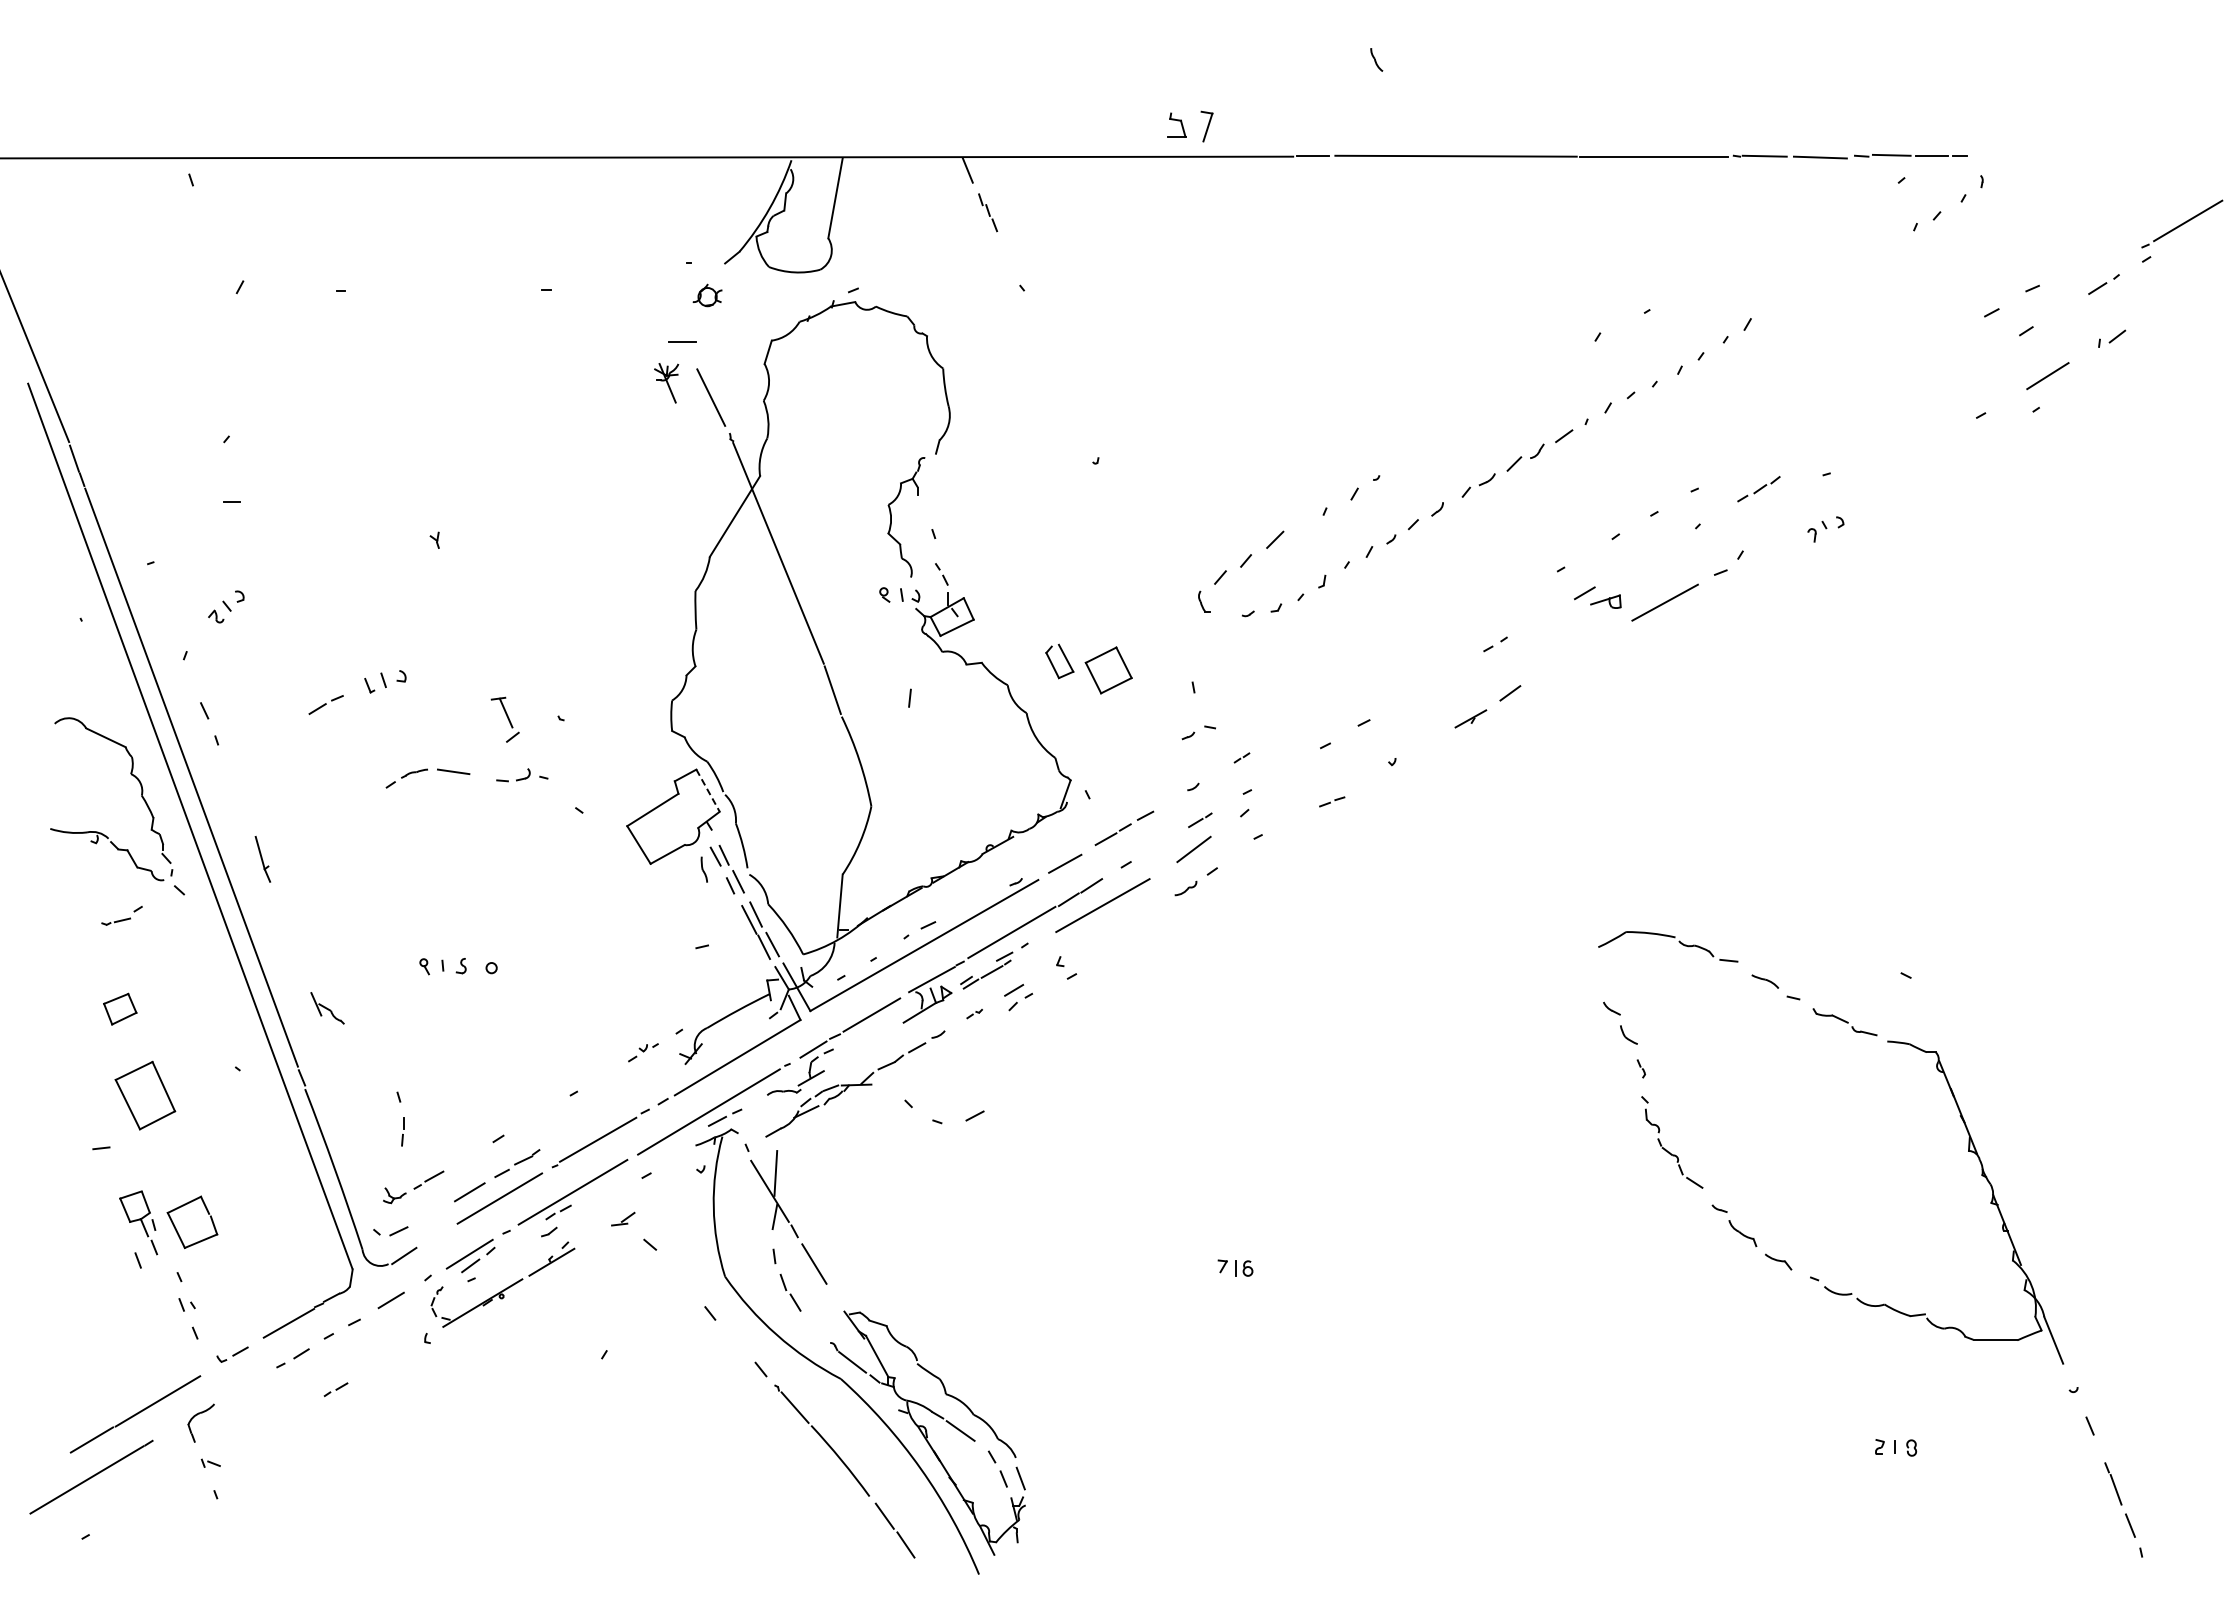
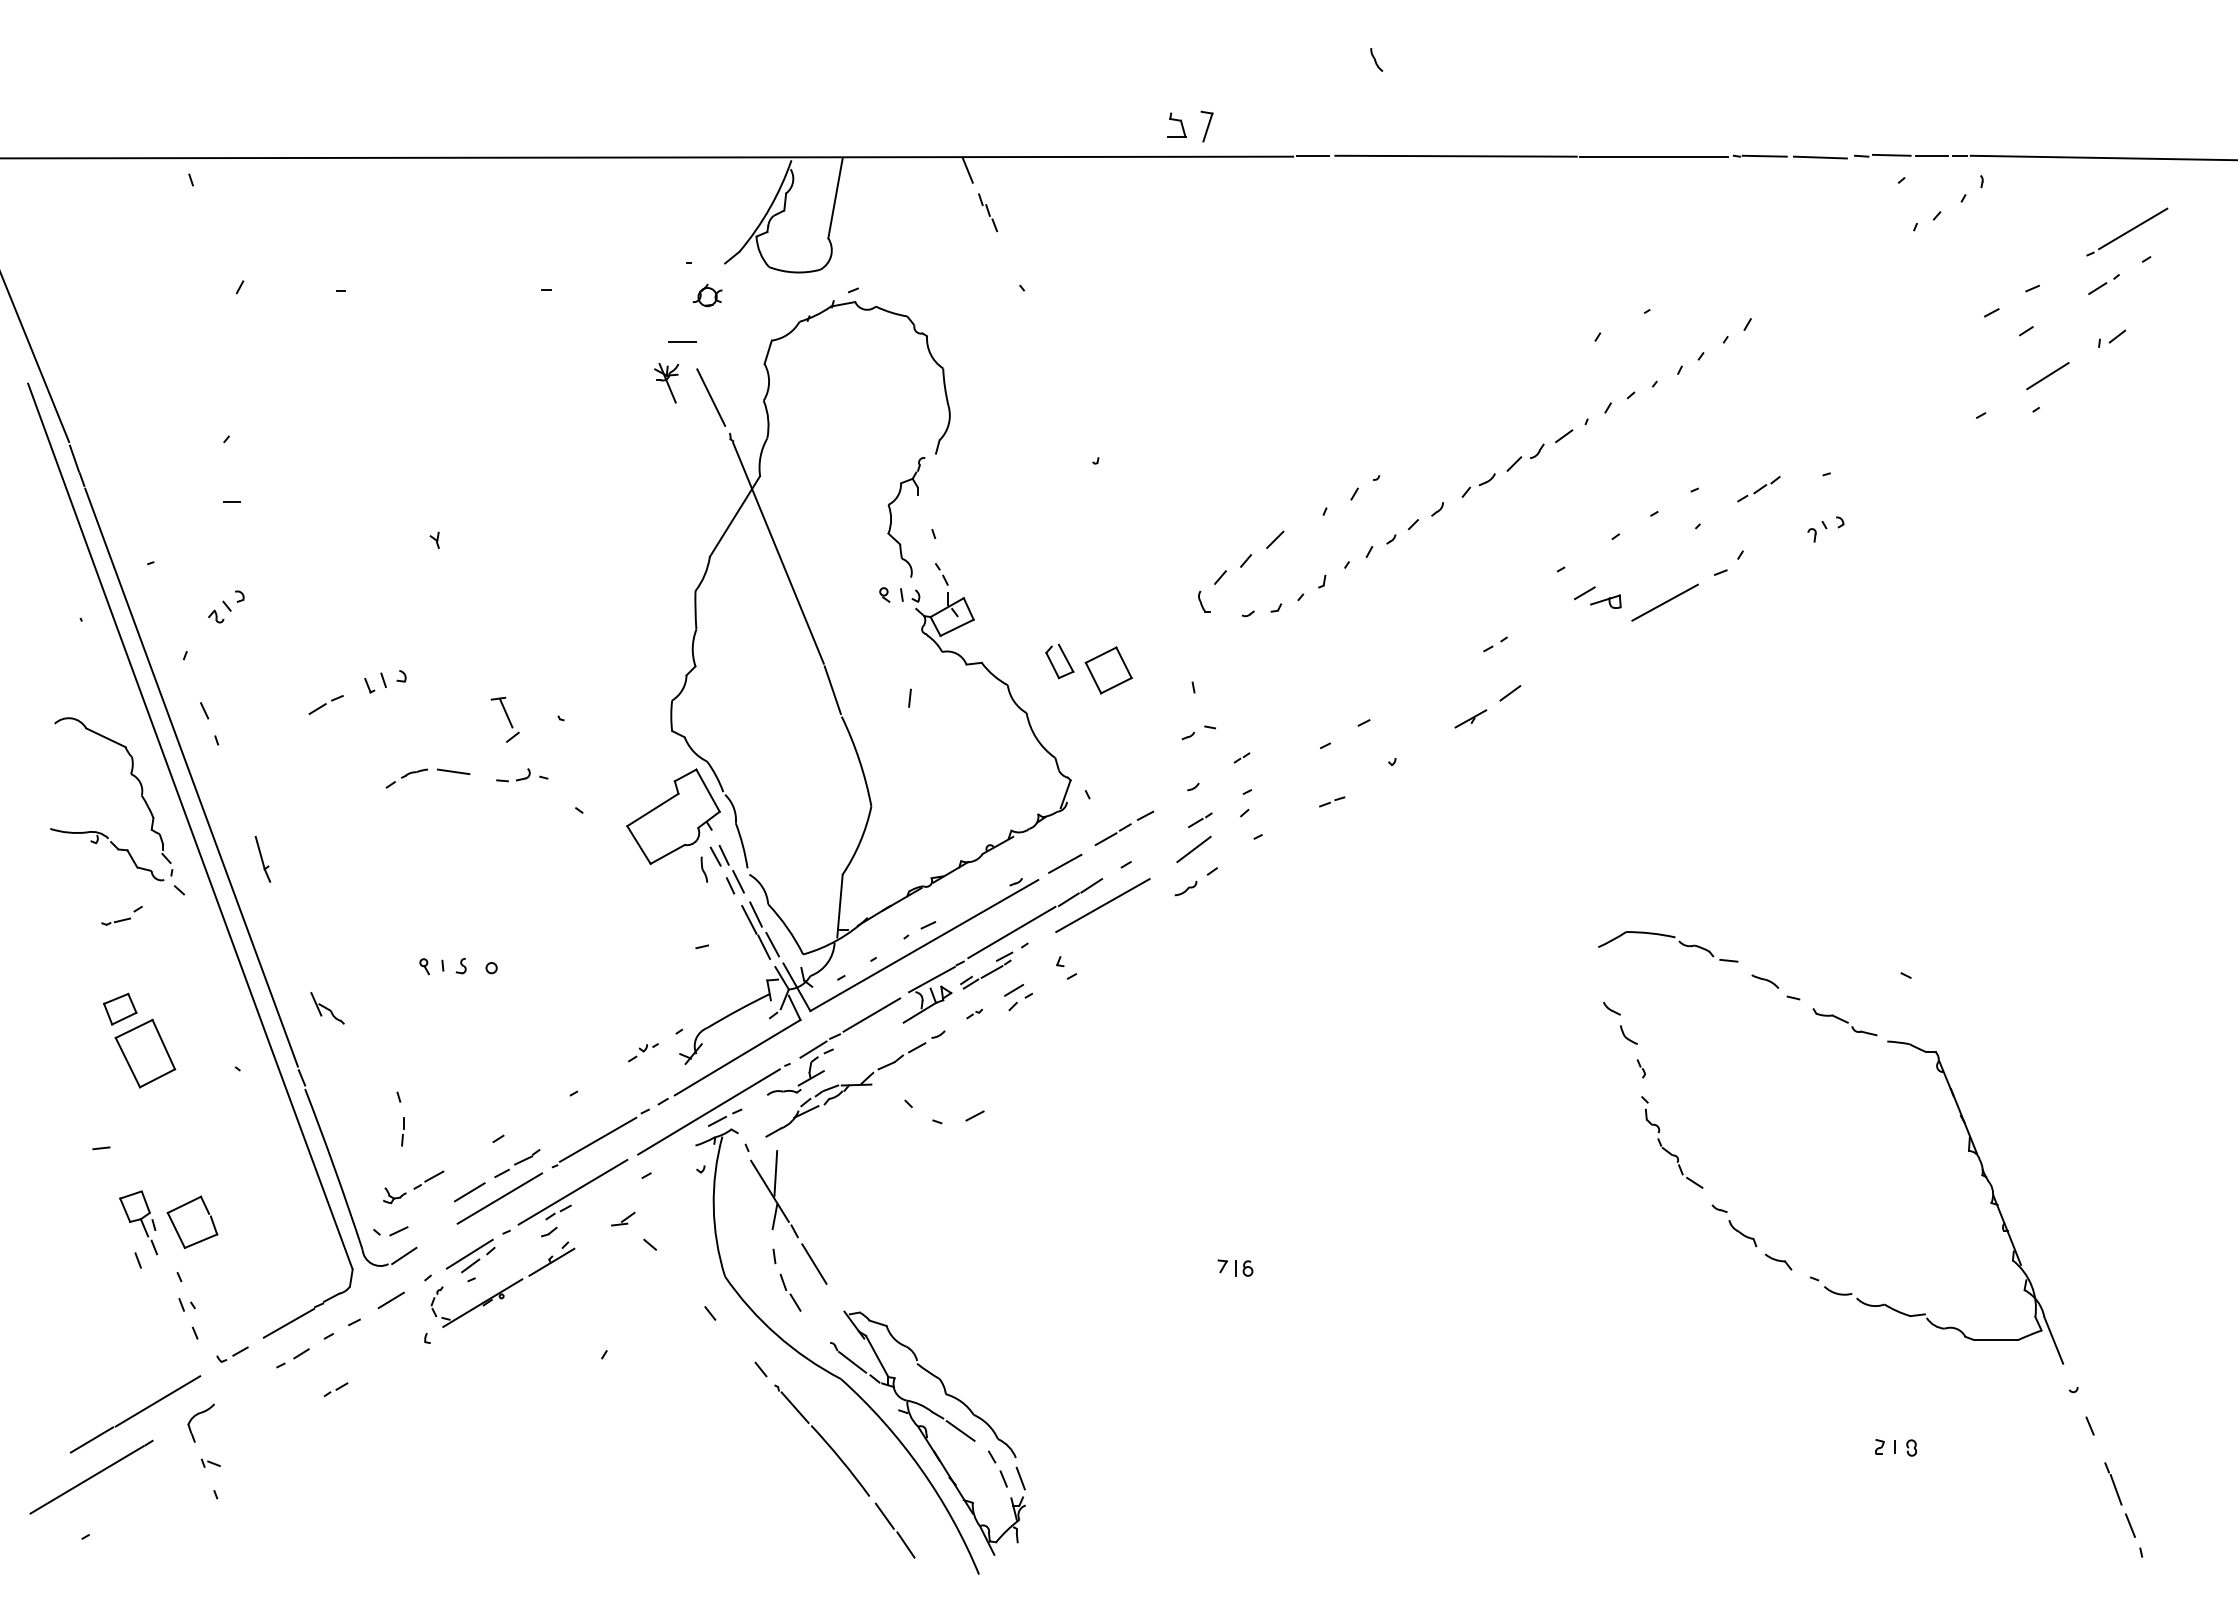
line: none -> present (2102, 157)
line position: (2182, 223) -> (2127, 231) (2127, 231)
line: dashed -> solid (708, 791)
part position: (145, 1095) -> (145, 1053) (145, 1053)
